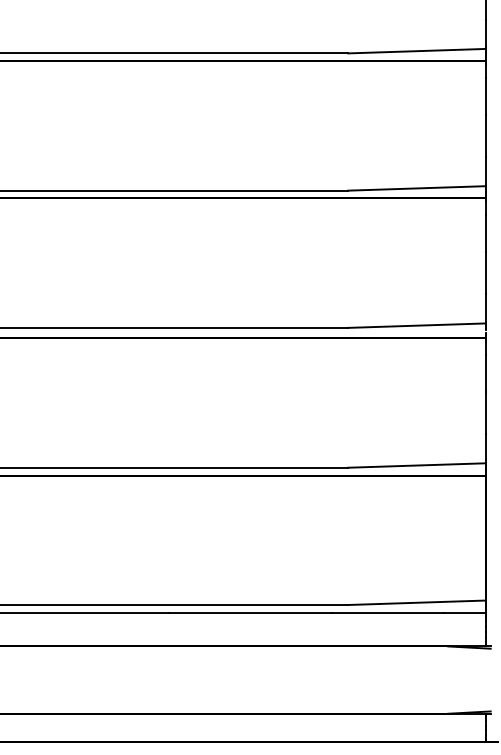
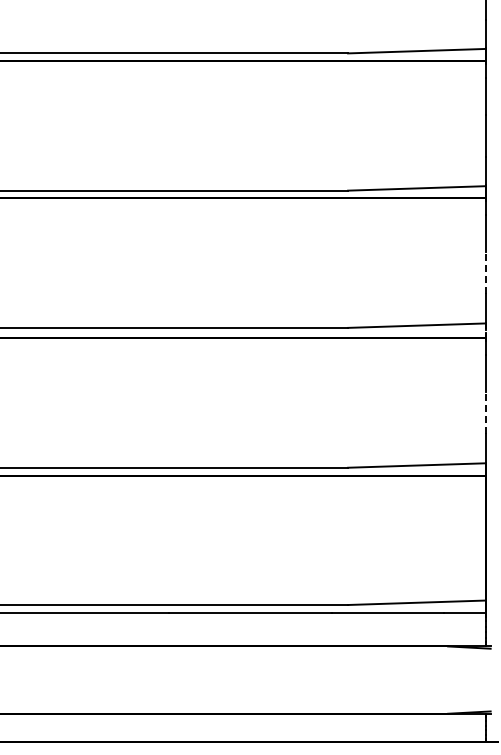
line: solid -> dashed (485, 273)
line: solid -> dashed (485, 413)
